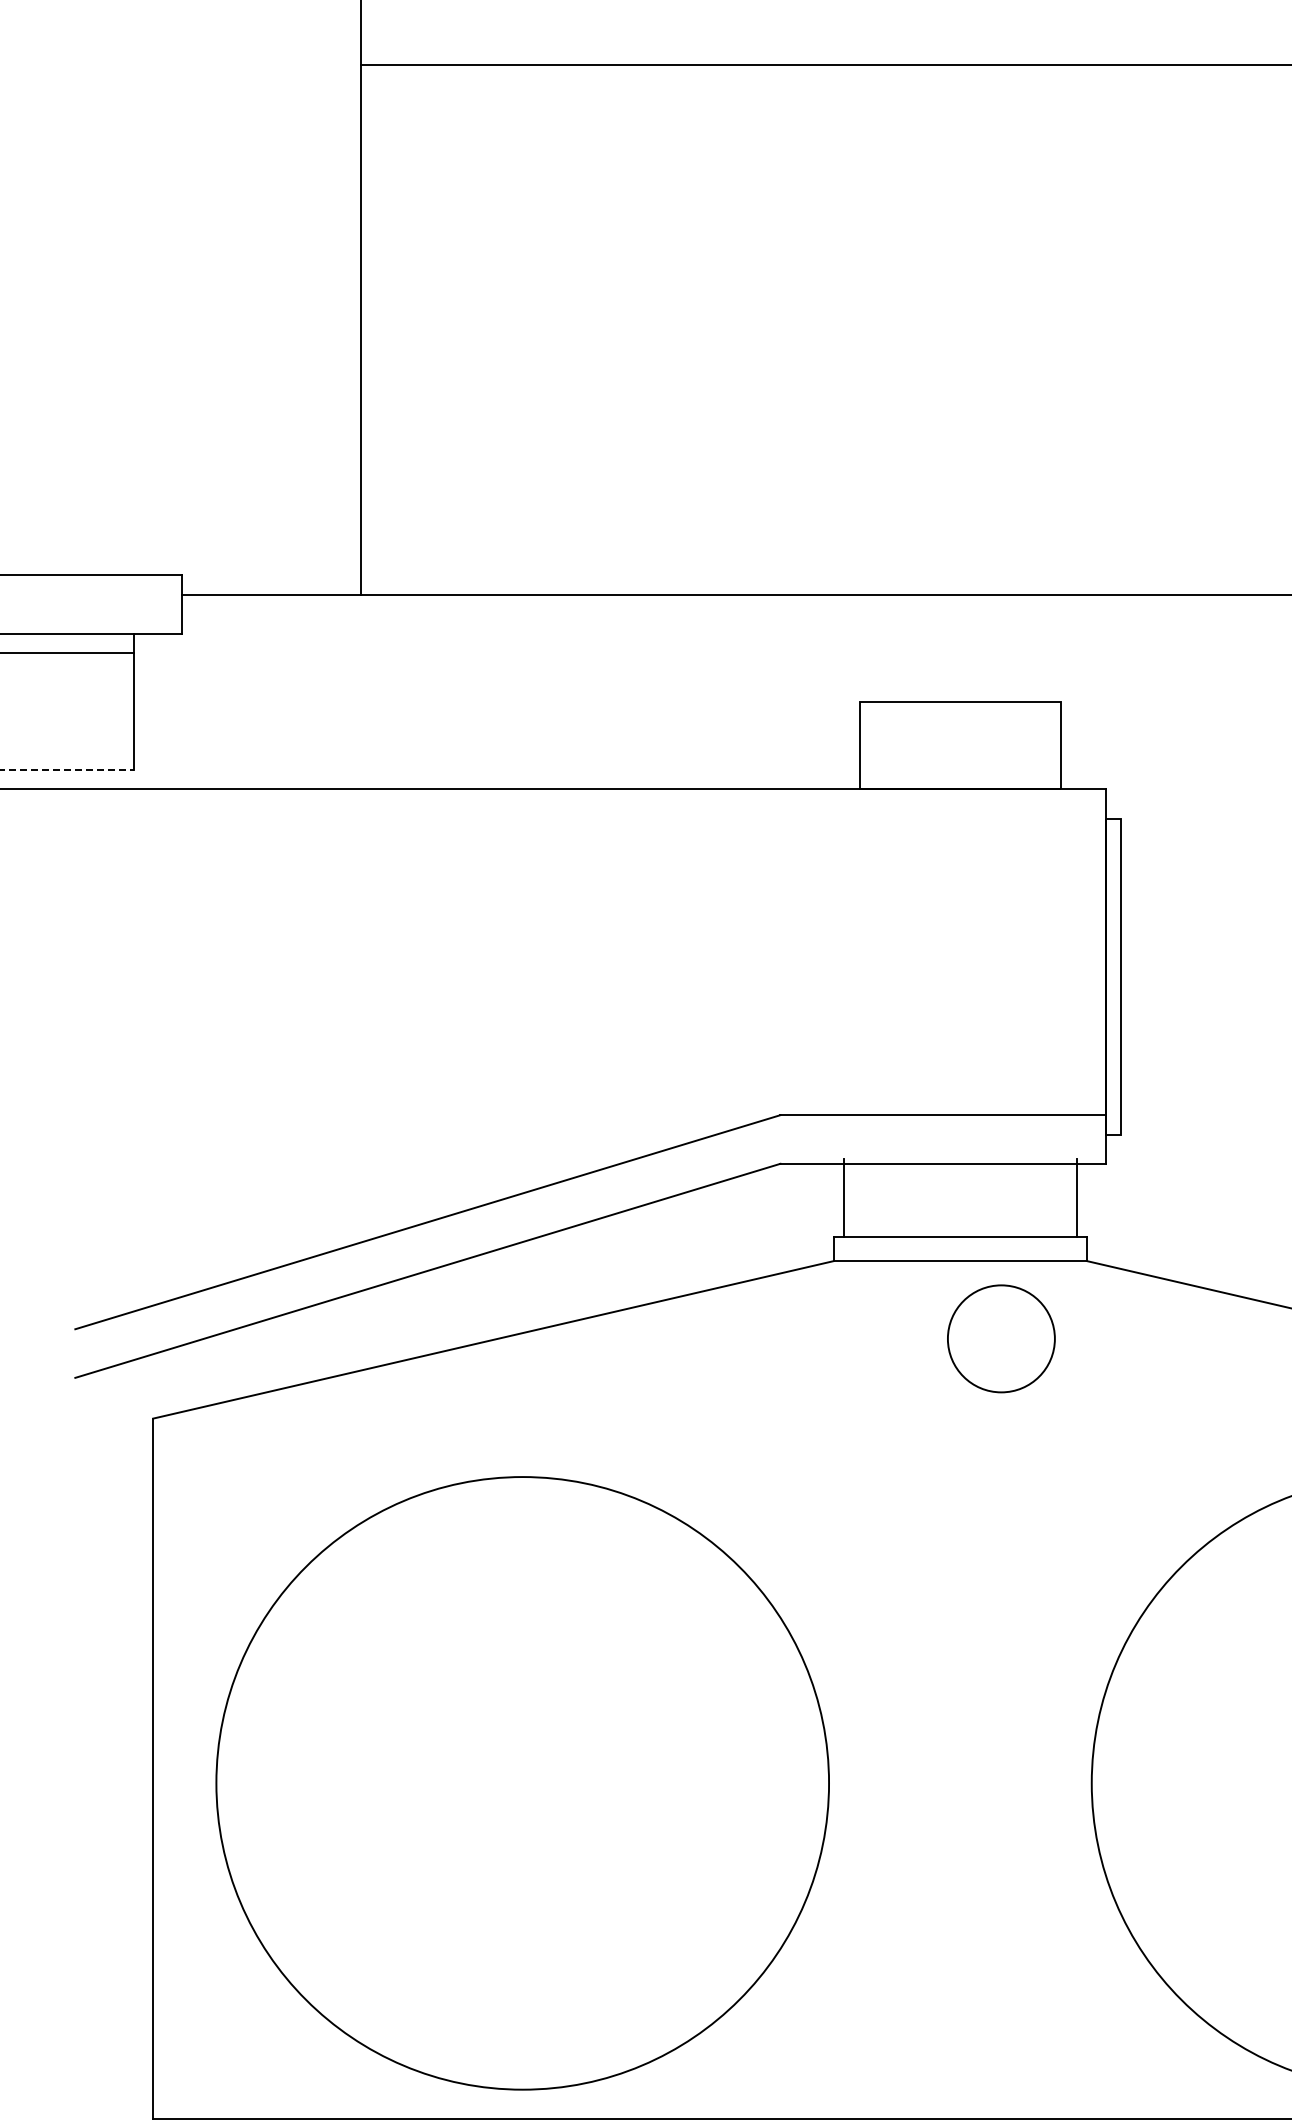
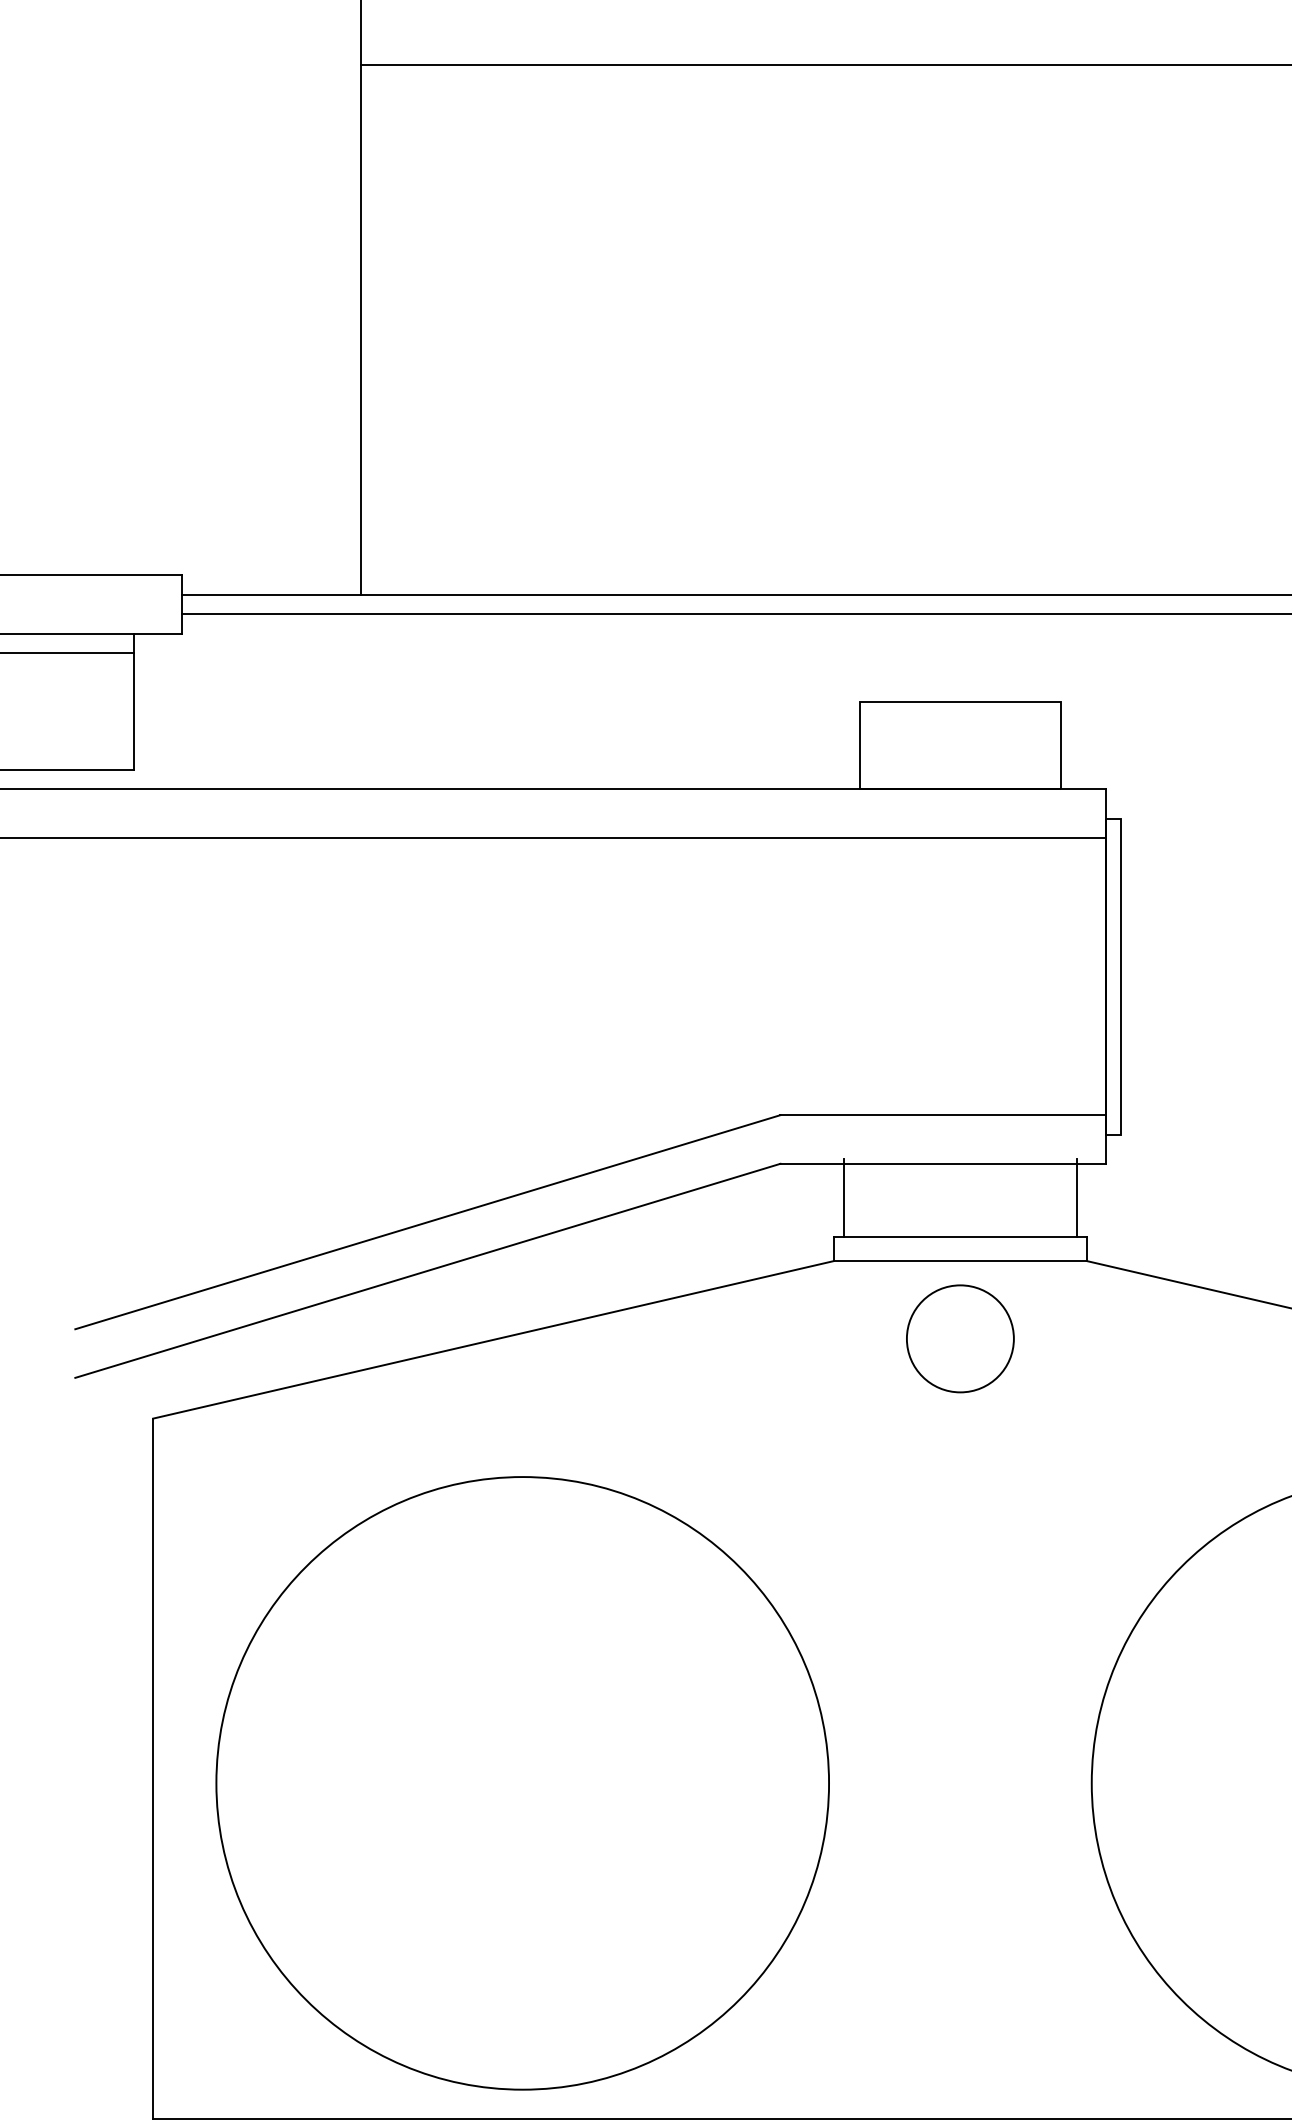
line: none -> present (735, 614)
line: dashed -> solid (66, 769)
line: none -> present (554, 837)
part position: (1001, 1338) -> (960, 1338) (960, 1338)
